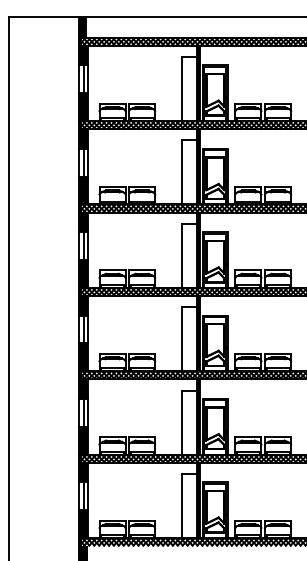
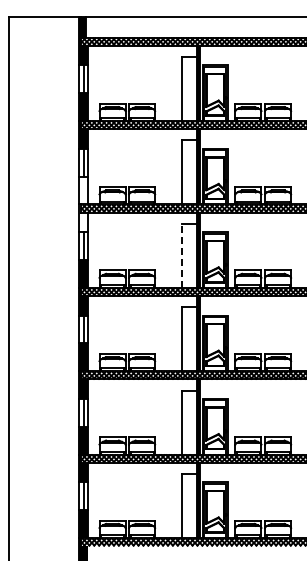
fill: present -> none (83, 204)
line: solid -> dashed (182, 255)
